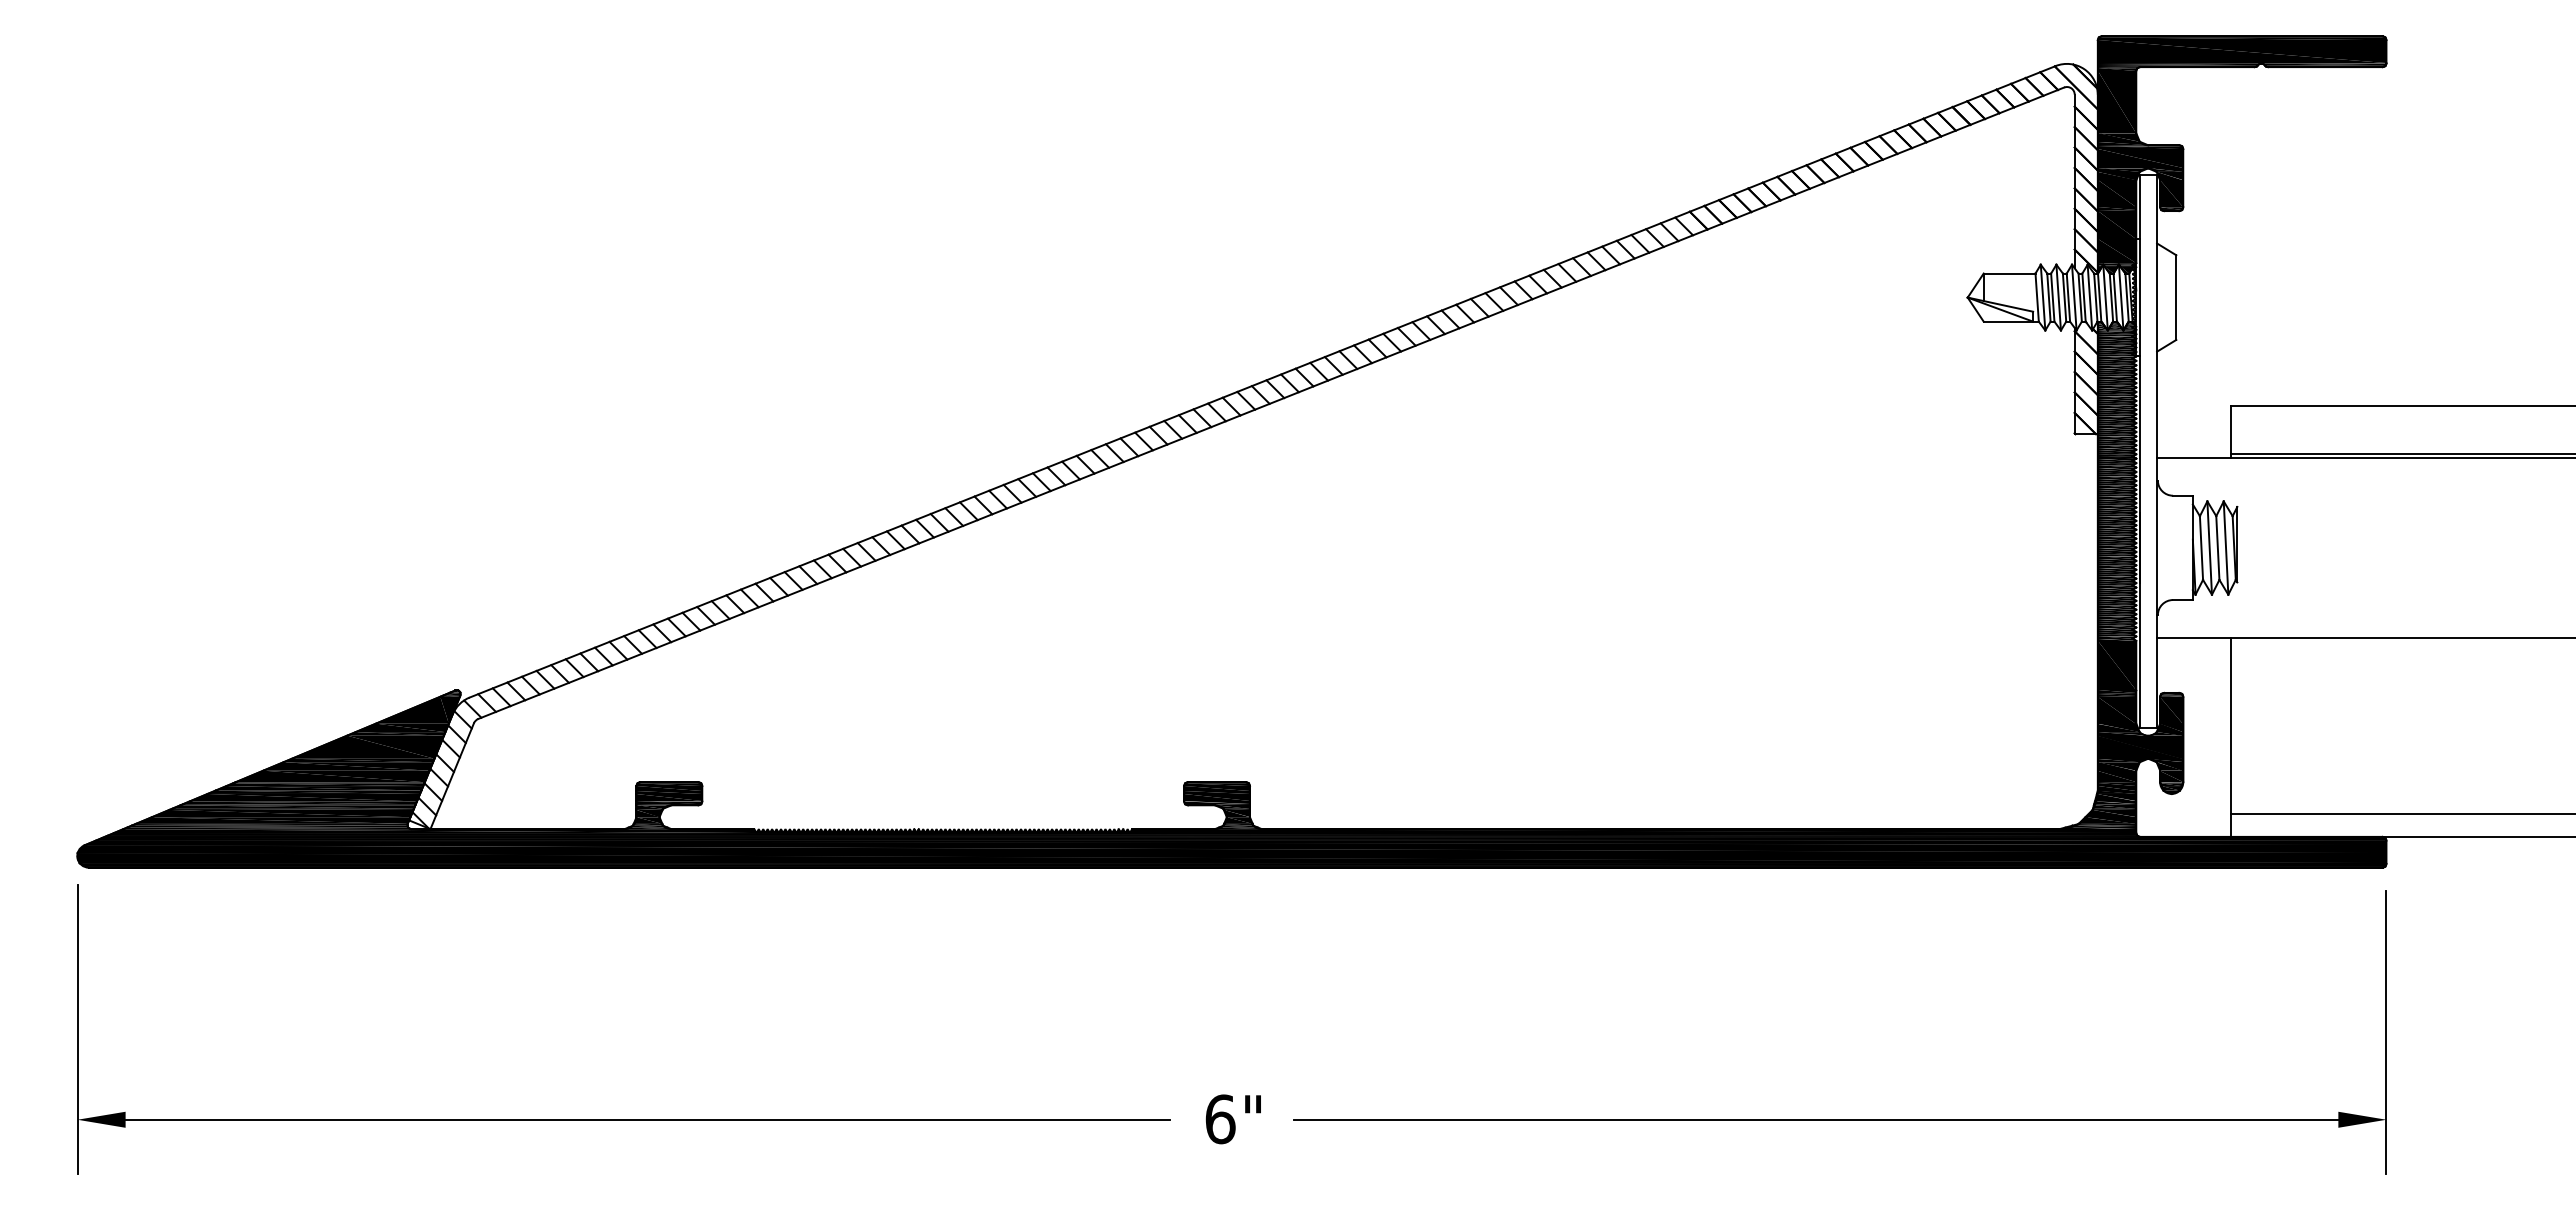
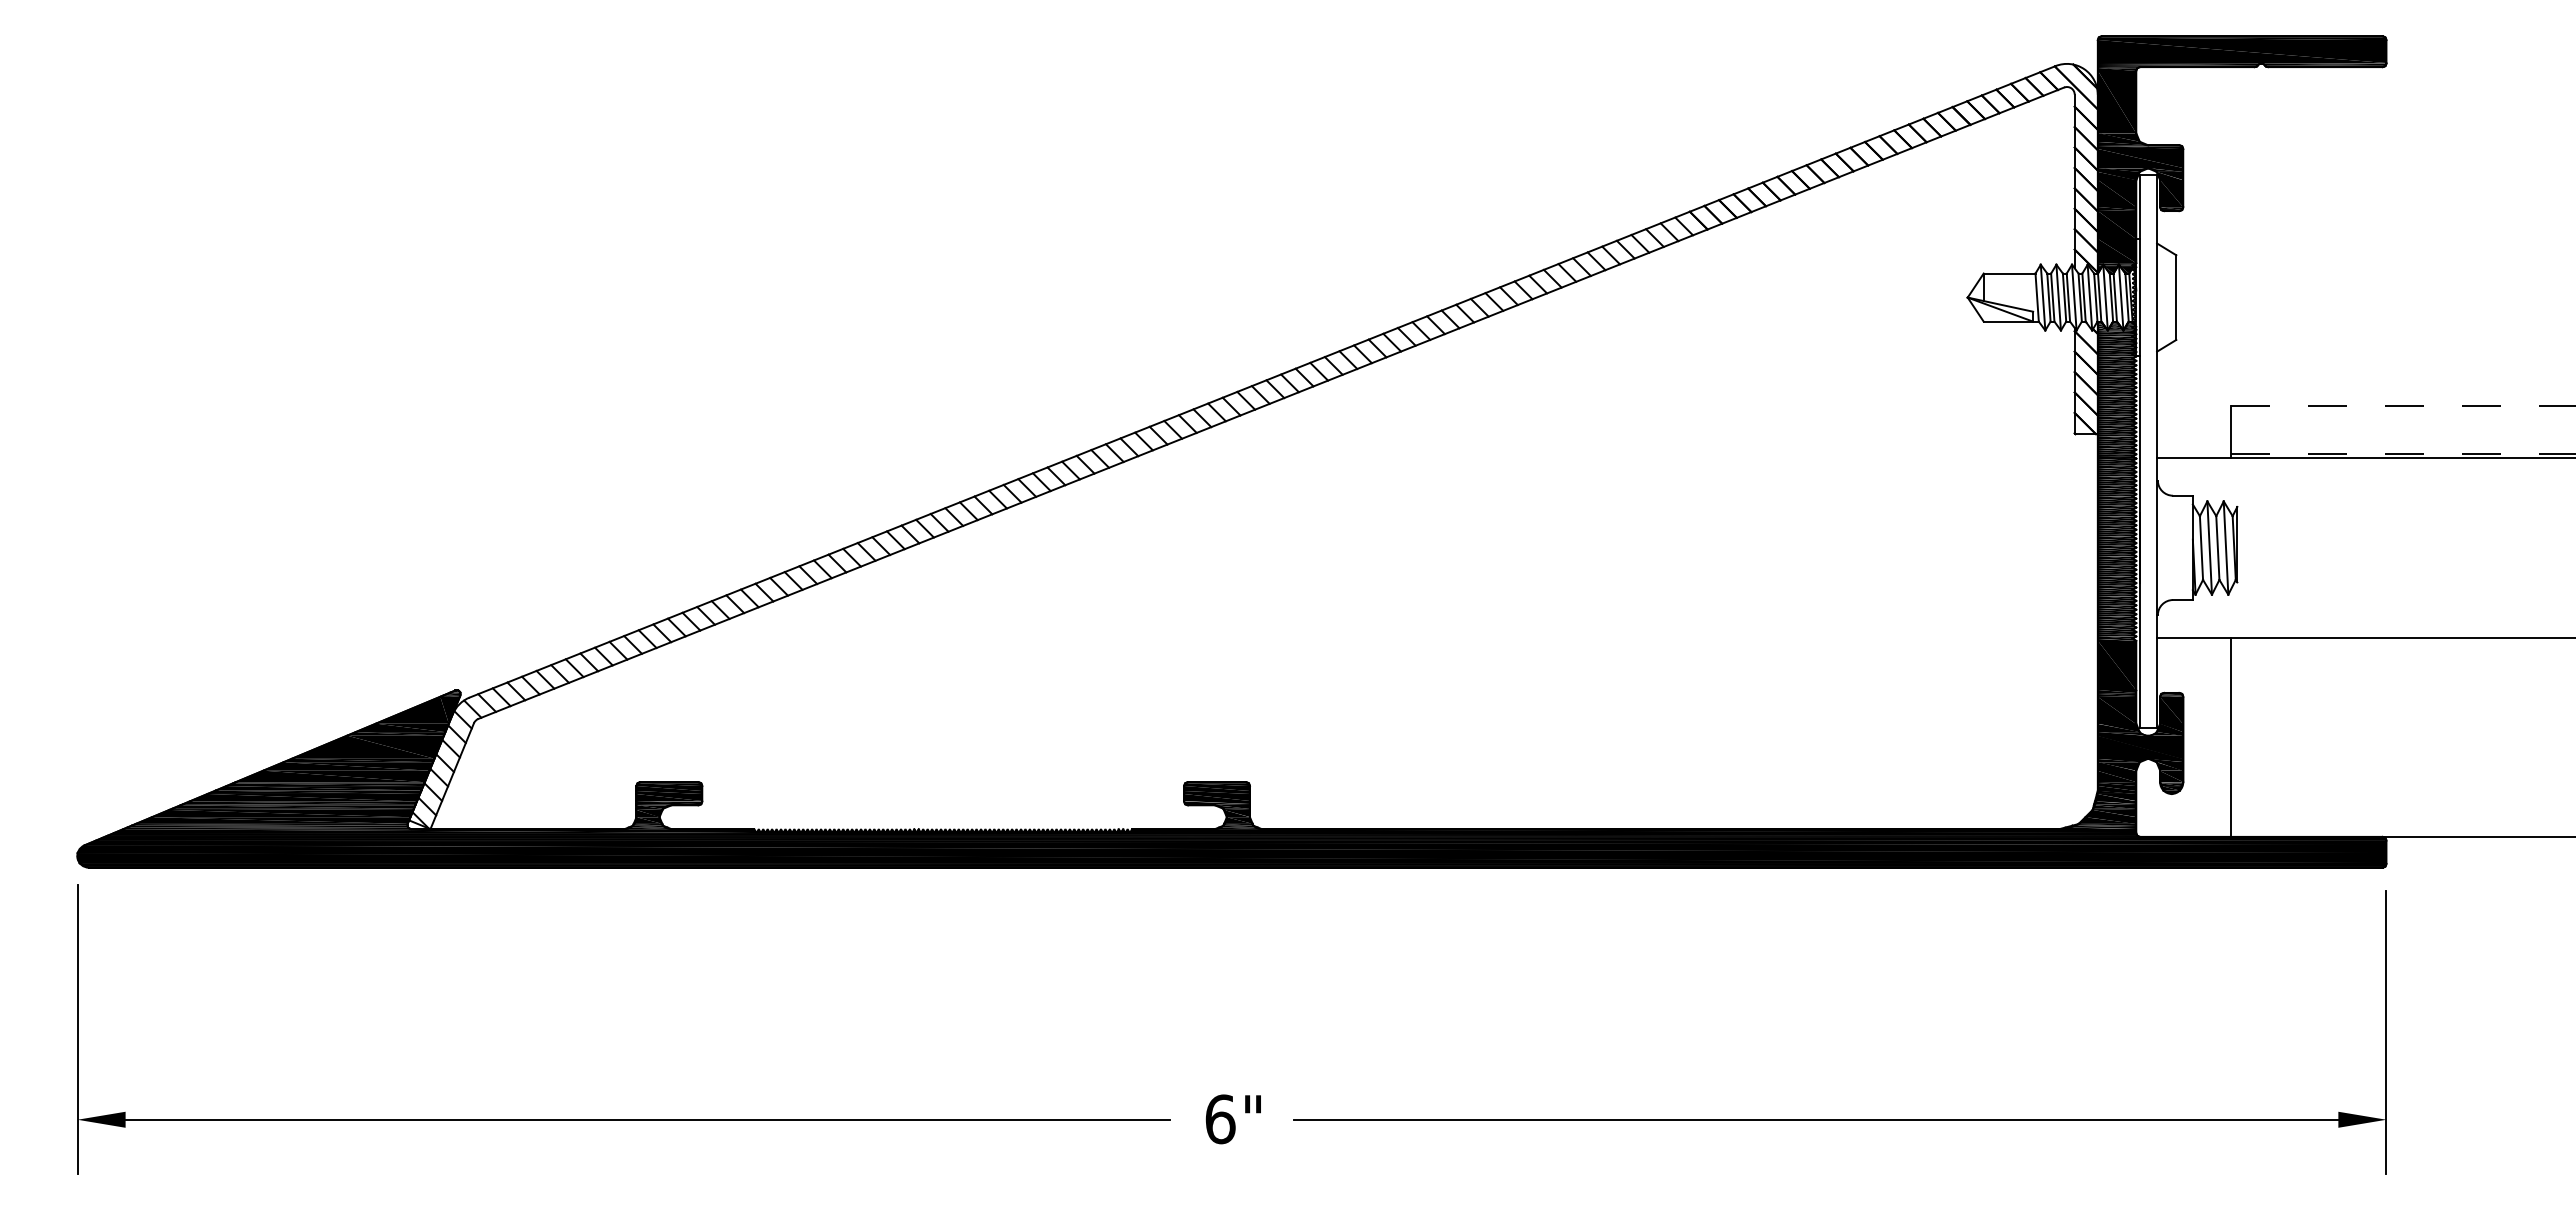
line: solid -> dashed (2403, 405)
line: solid -> dashed (2403, 453)
line: present -> none (2401, 813)
